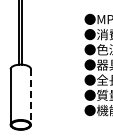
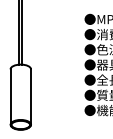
line: dashed -> solid (31, 97)
